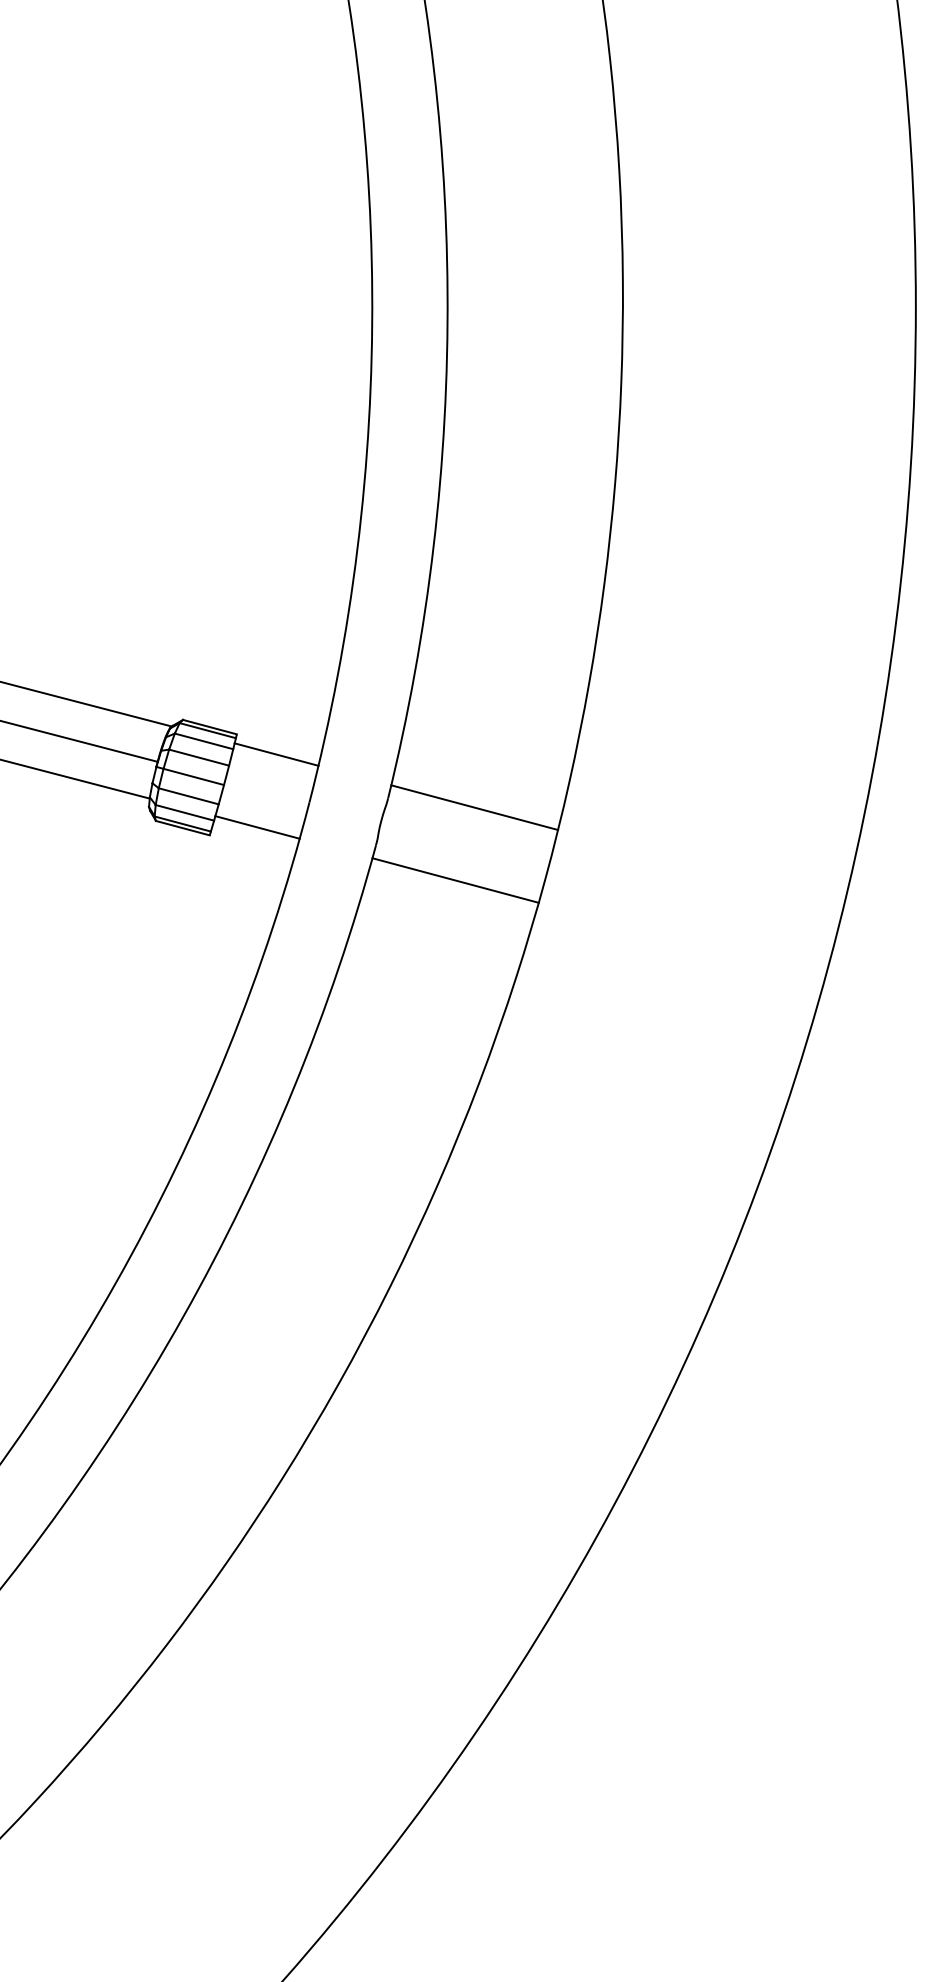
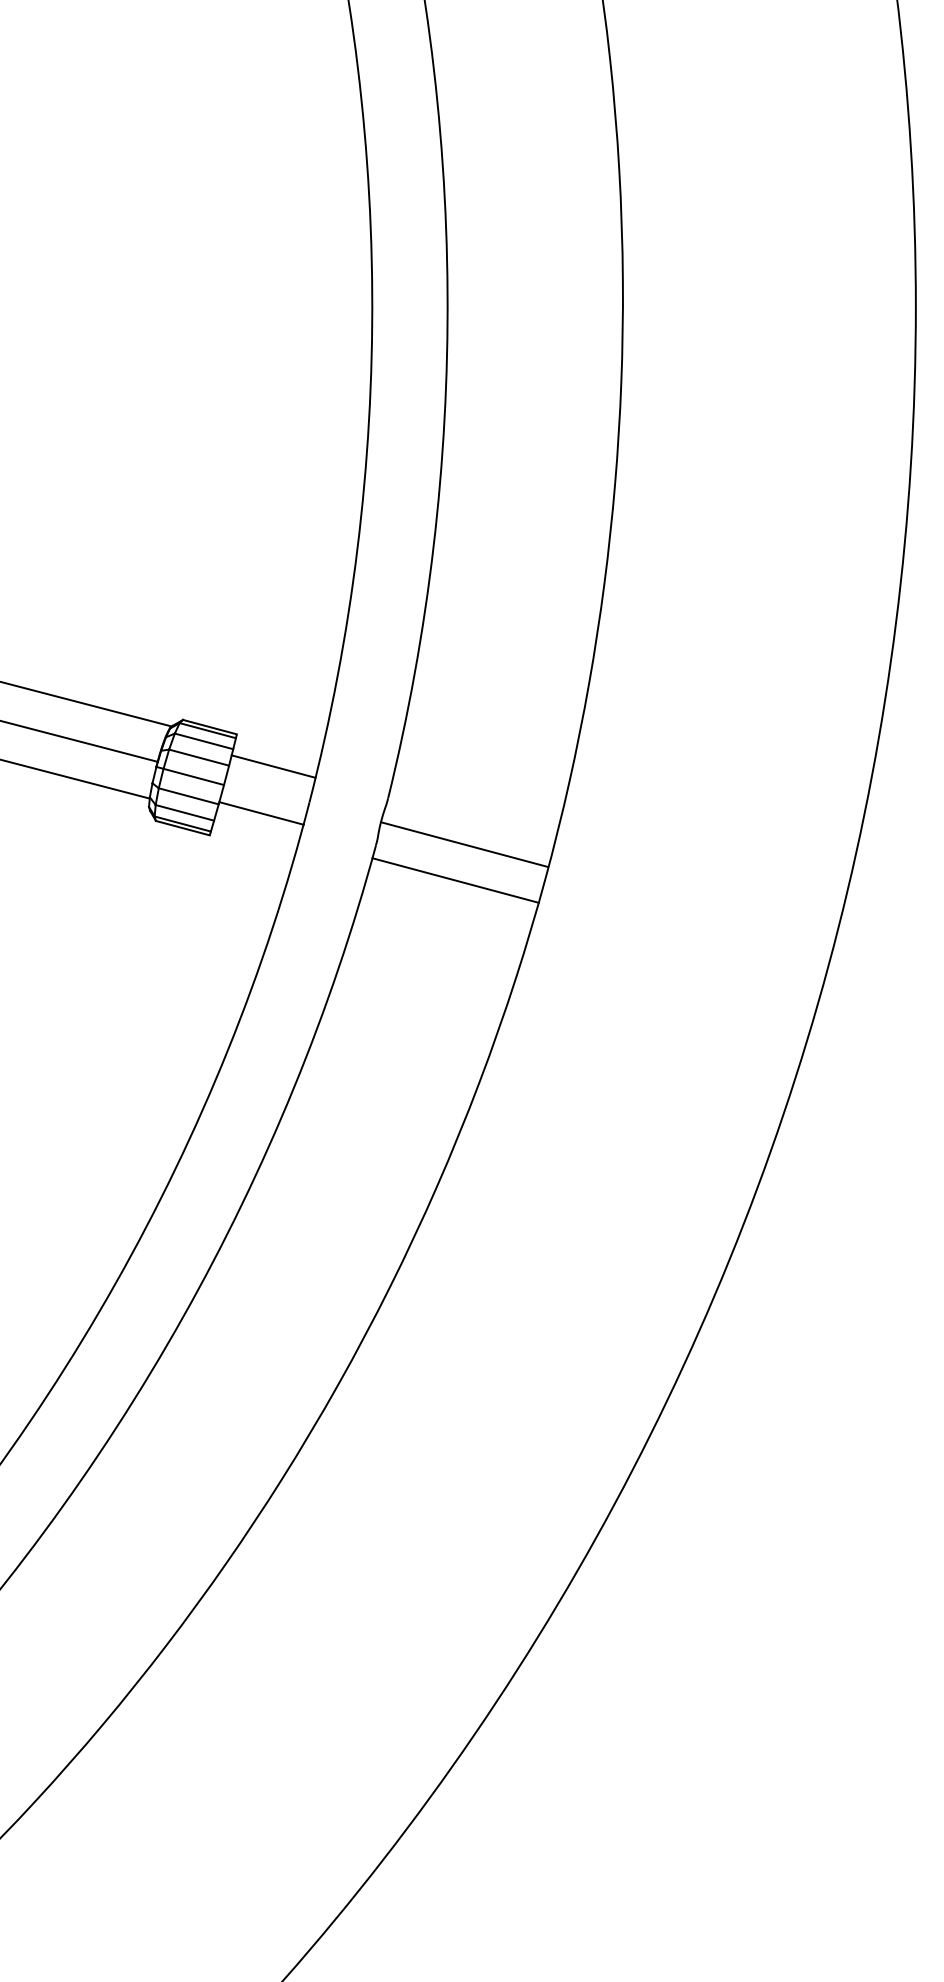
line position: (276, 754) -> (273, 766) (273, 766)
line position: (474, 807) -> (464, 844) (464, 844)
line position: (257, 827) -> (261, 813) (261, 813)
